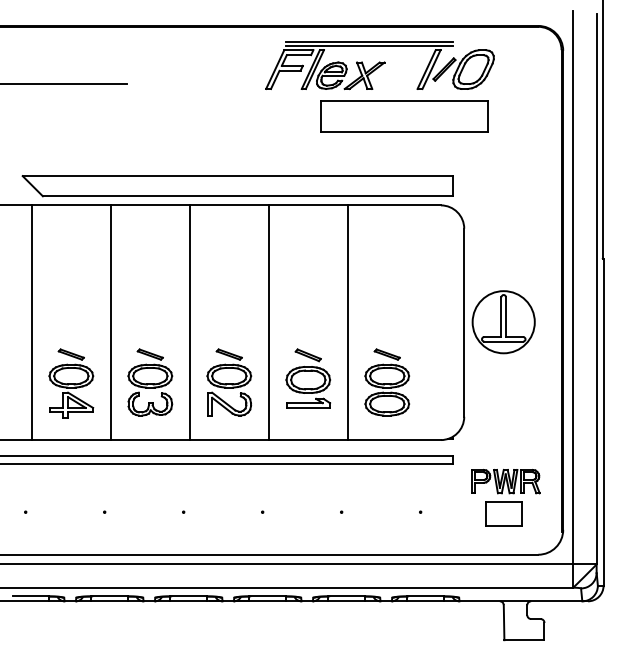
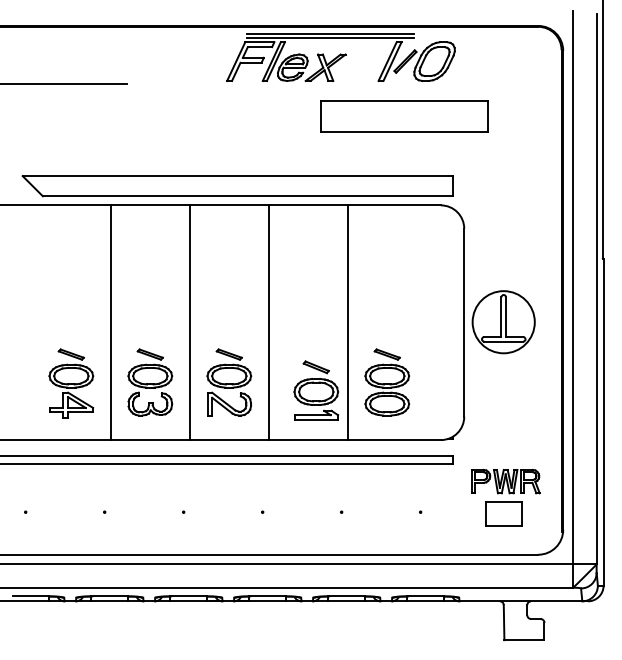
part position: (379, 65) -> (340, 57) (340, 57)
line: present -> none (31, 322)
part position: (308, 378) -> (316, 390) (316, 390)
